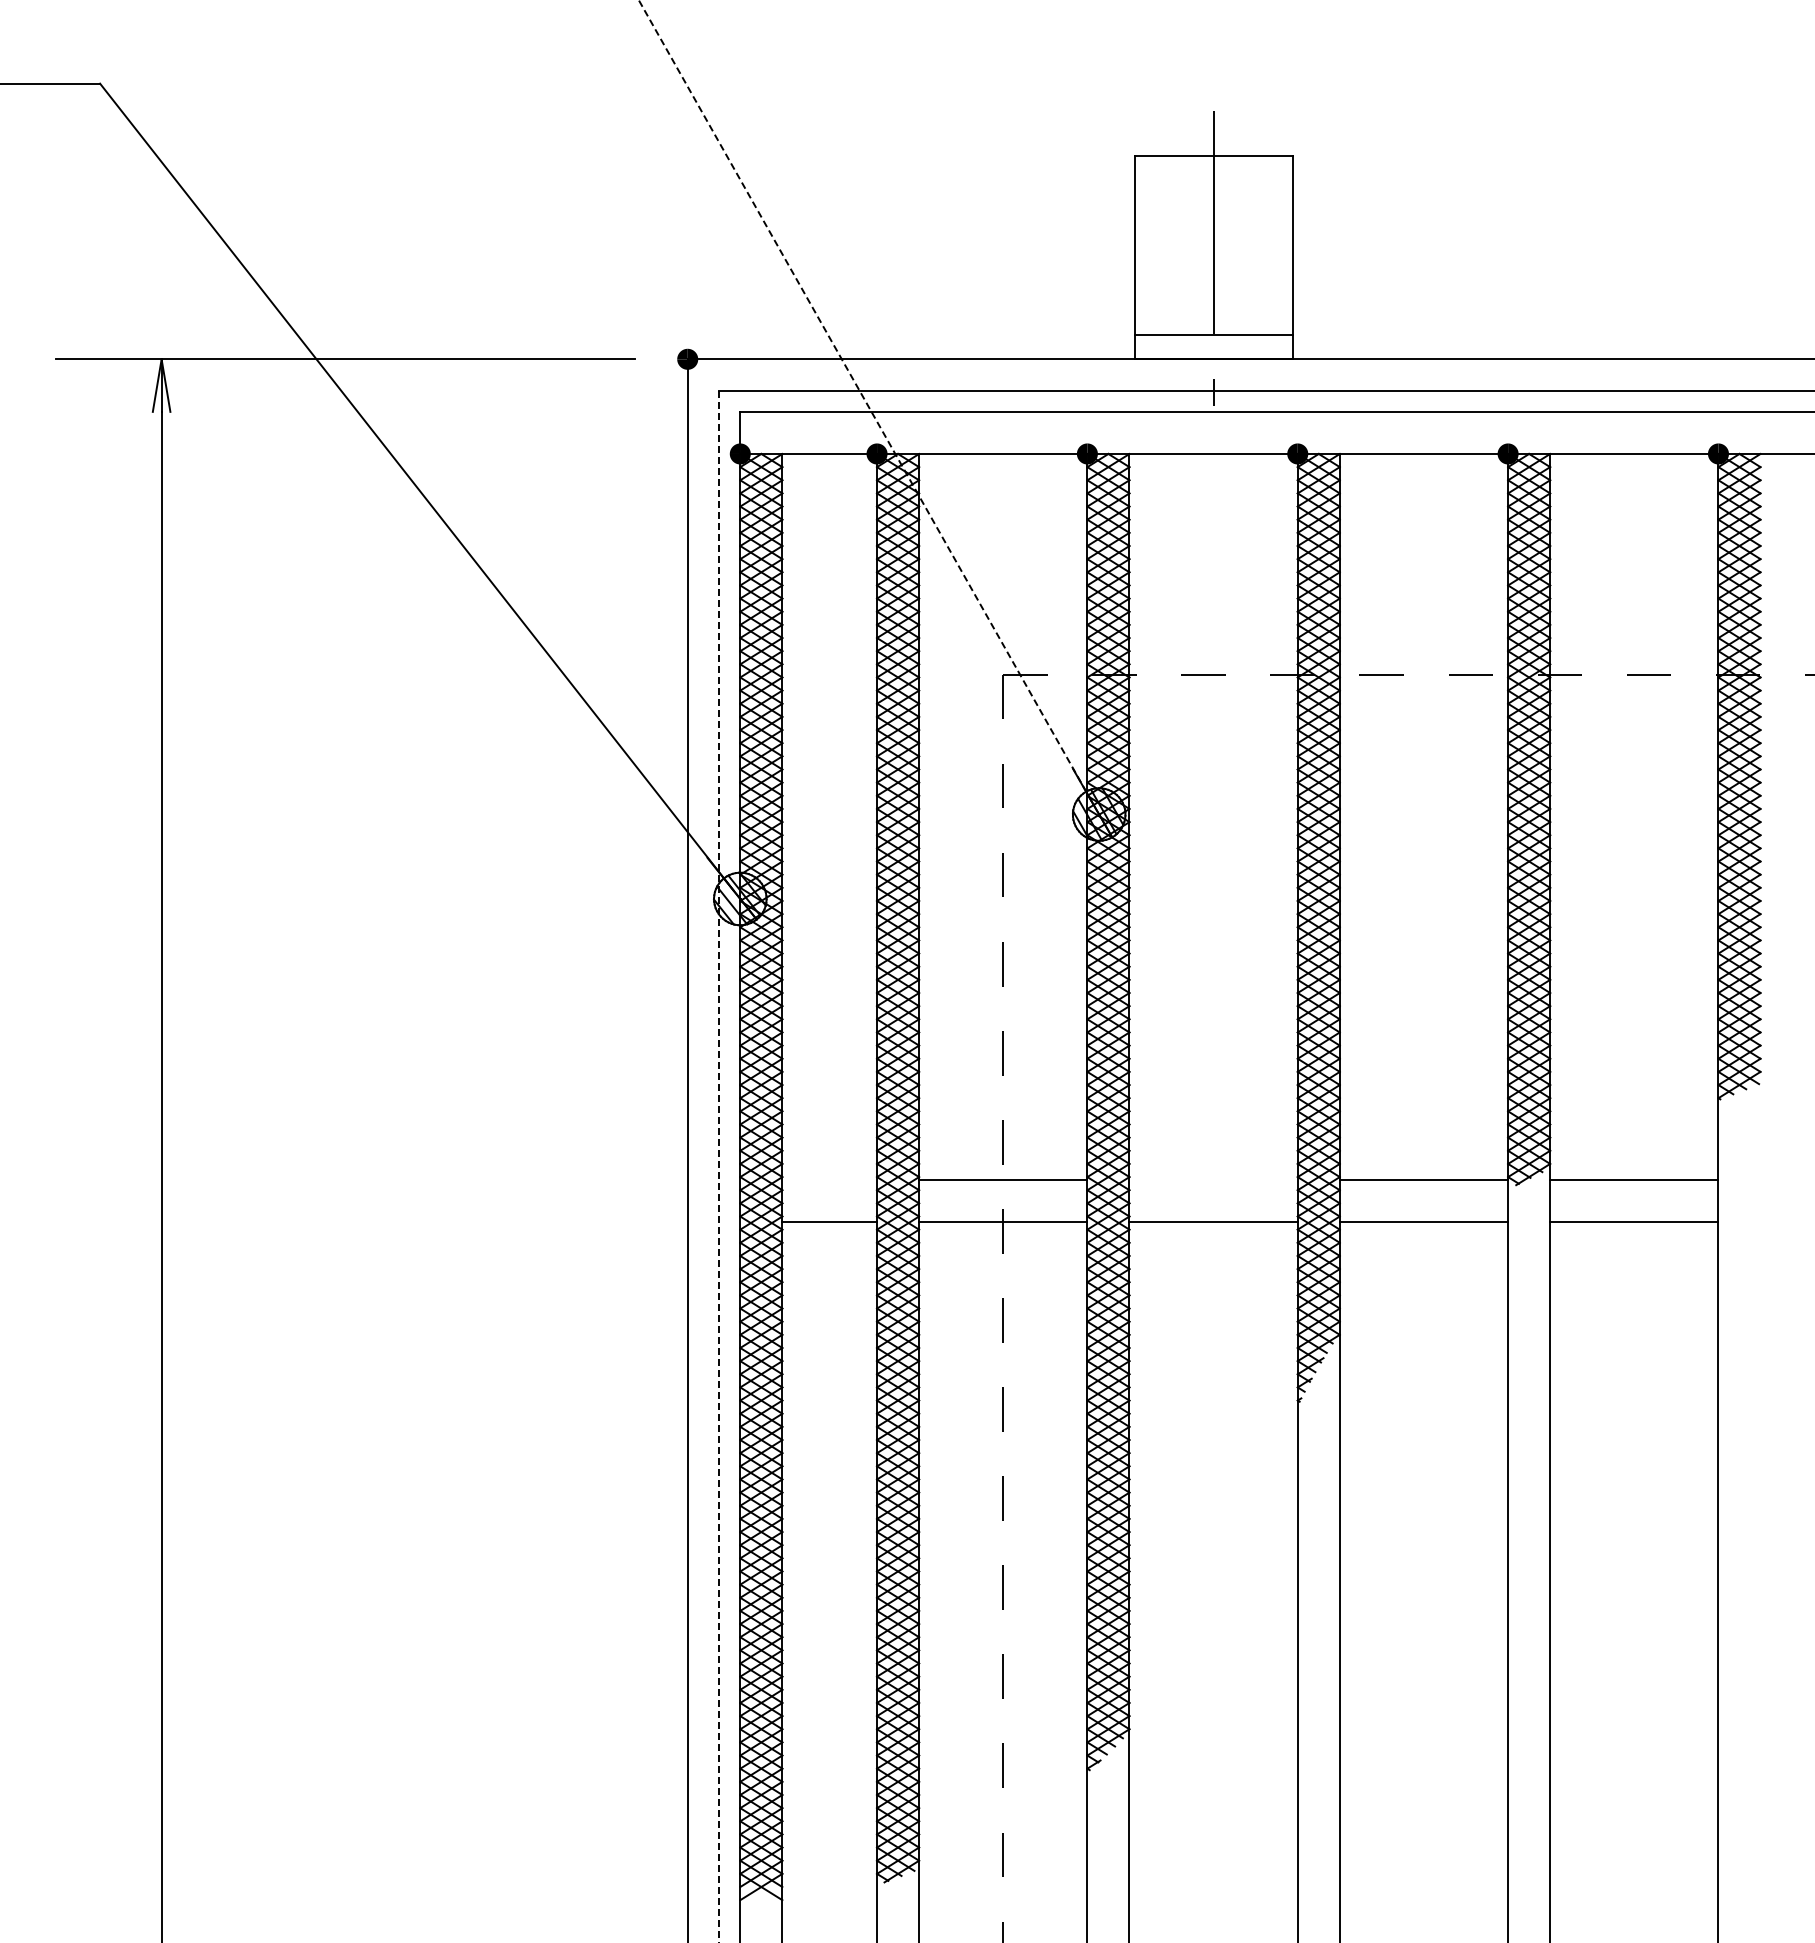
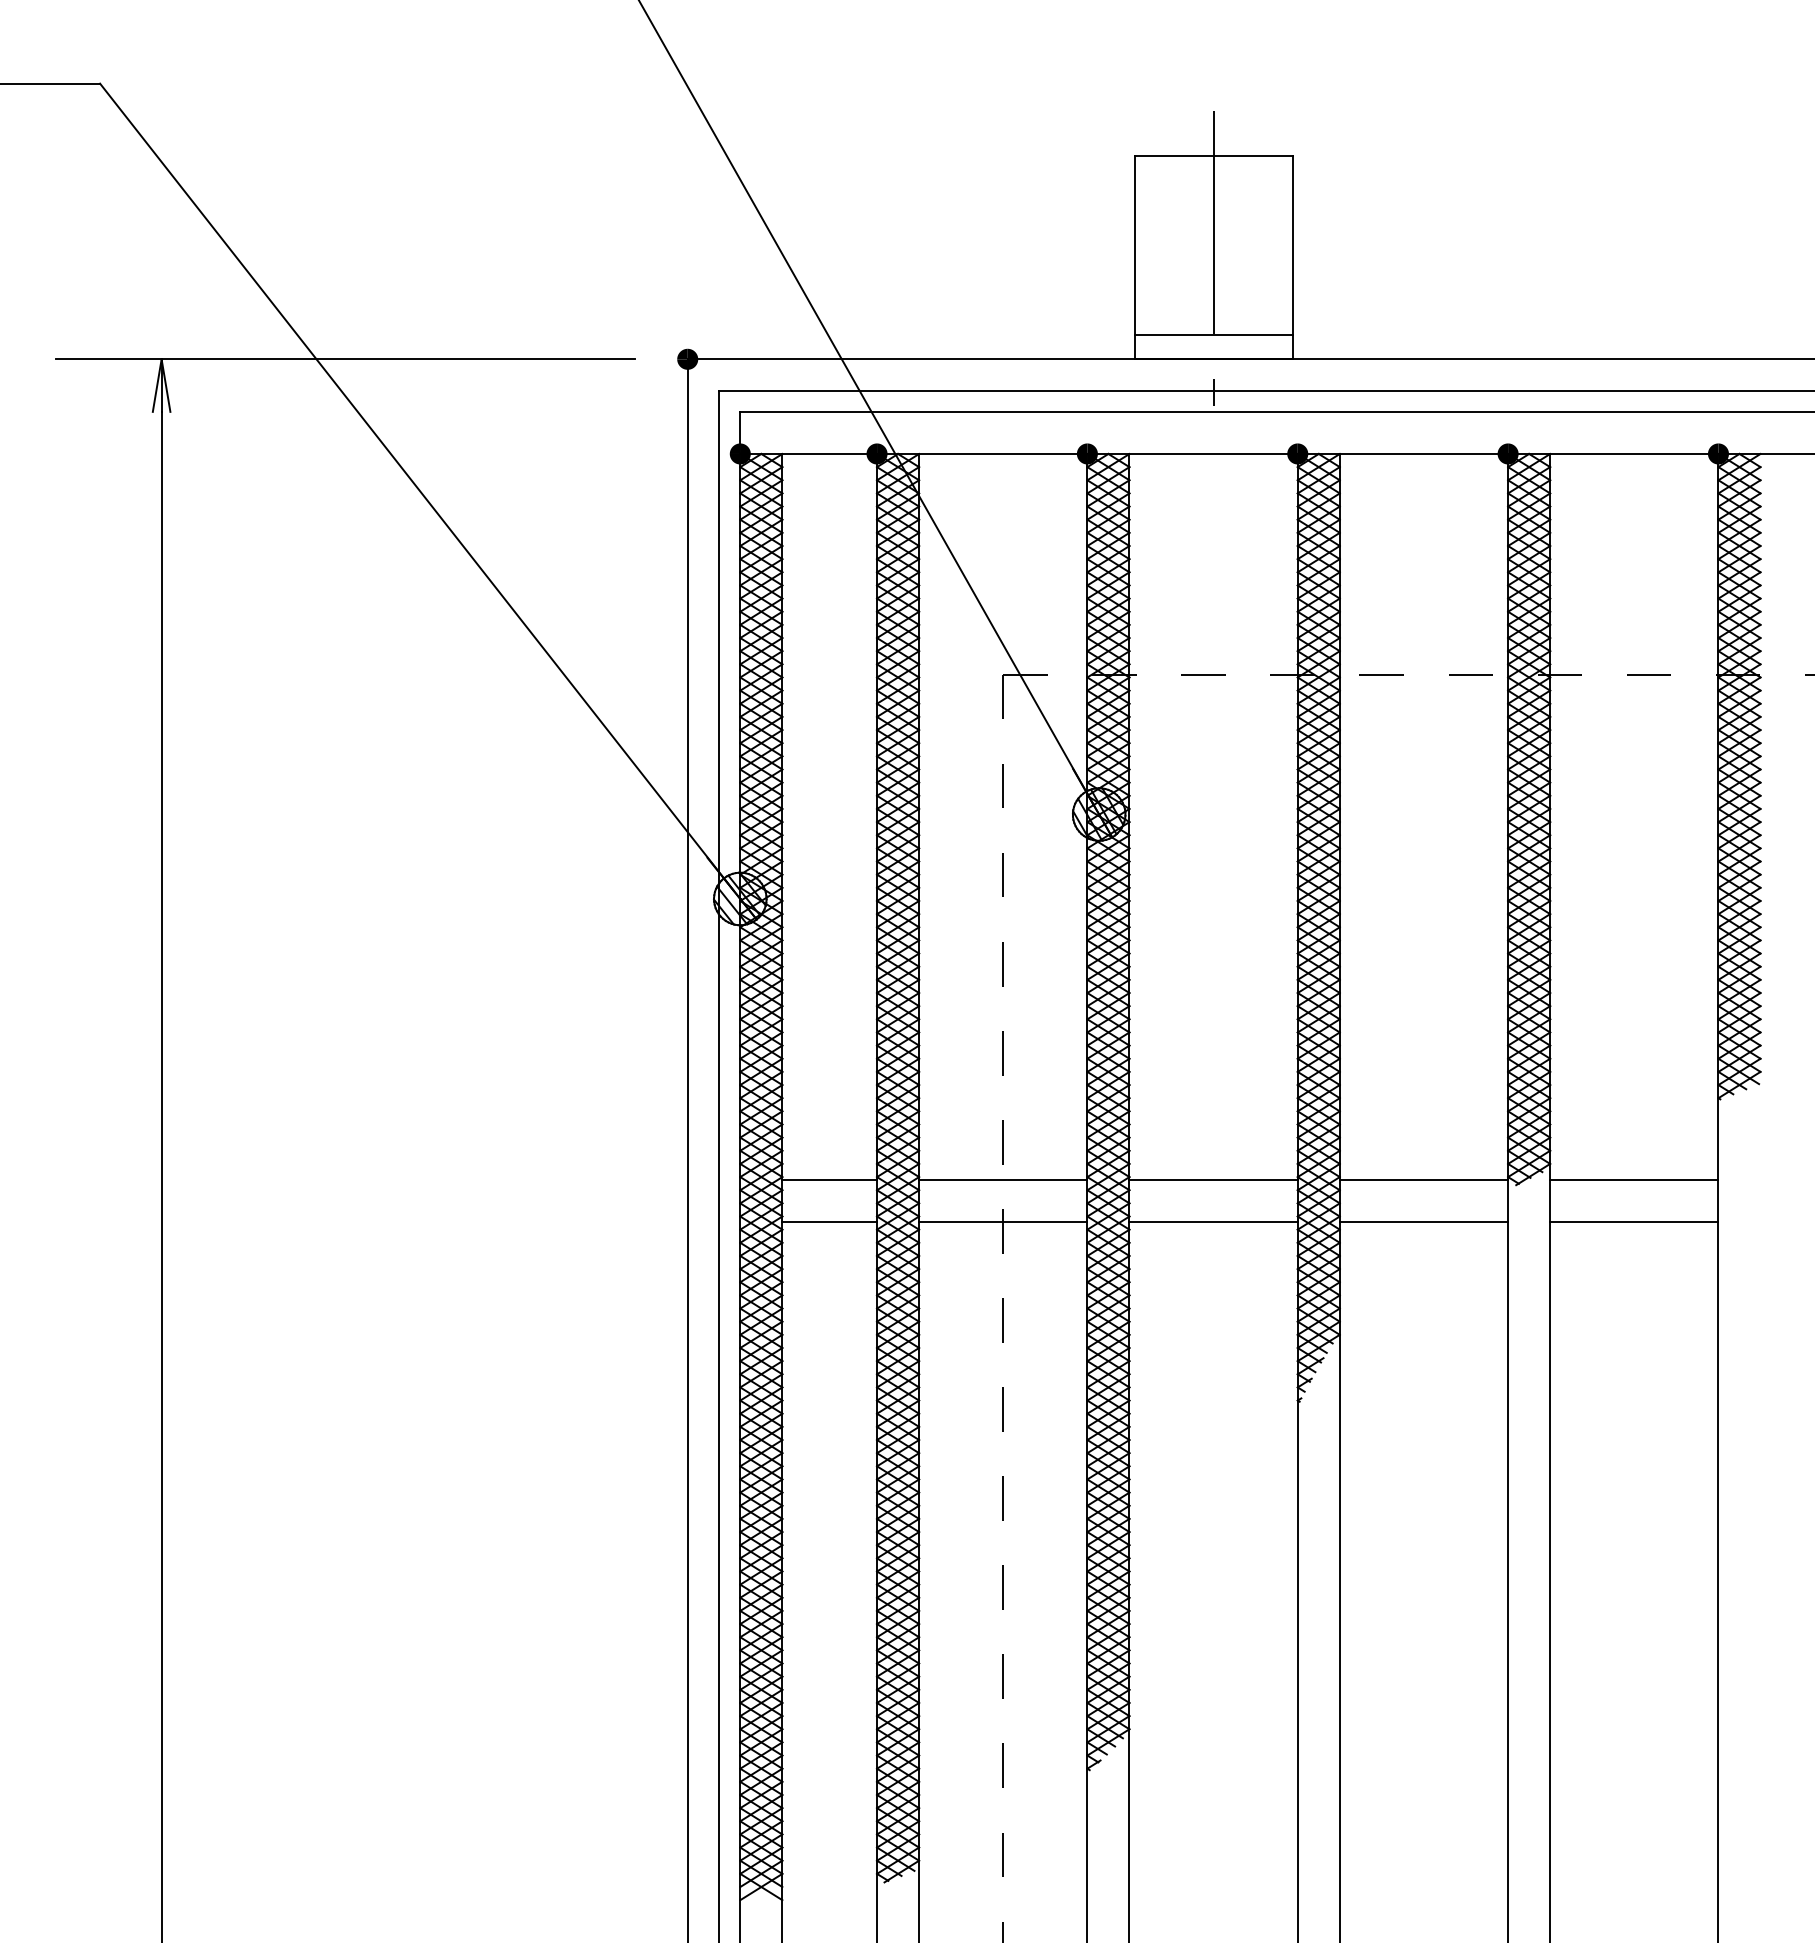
line: dashed -> solid (866, 403)
line: dashed -> solid (719, 1166)
line: none -> present (829, 1179)
line: none -> present (1213, 1179)
